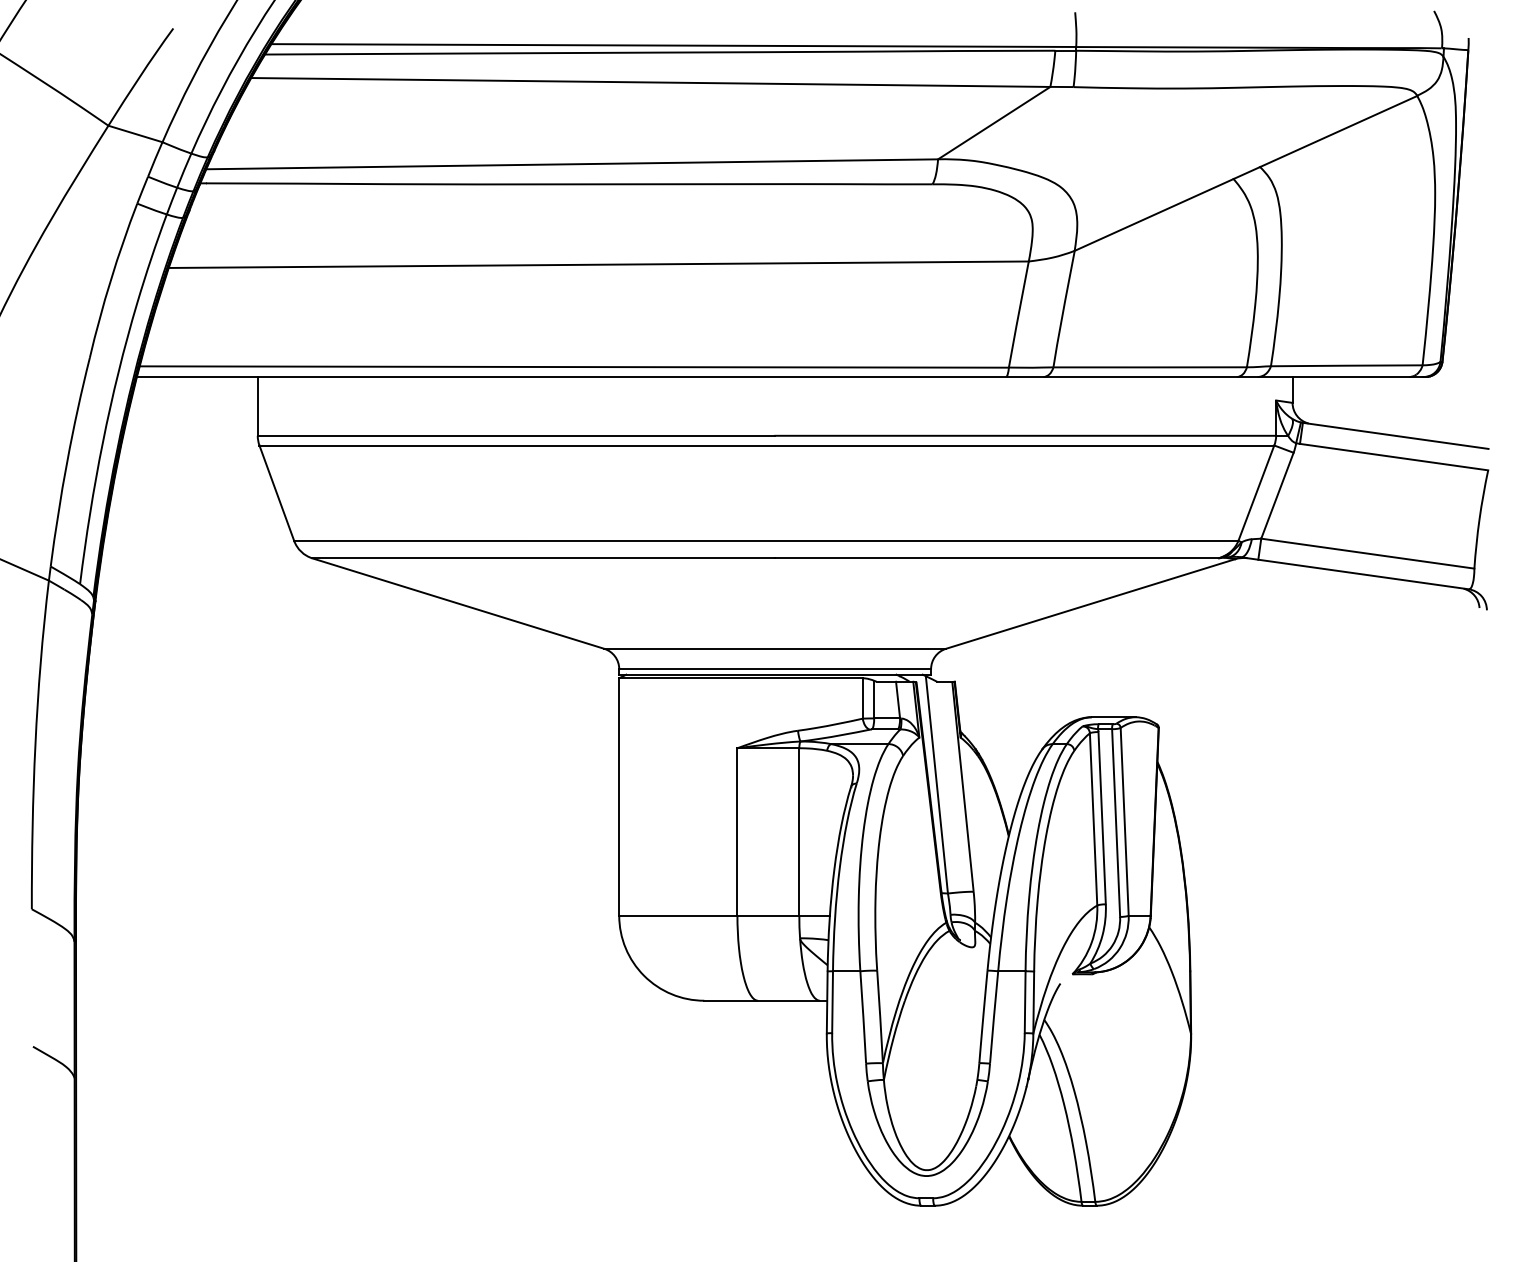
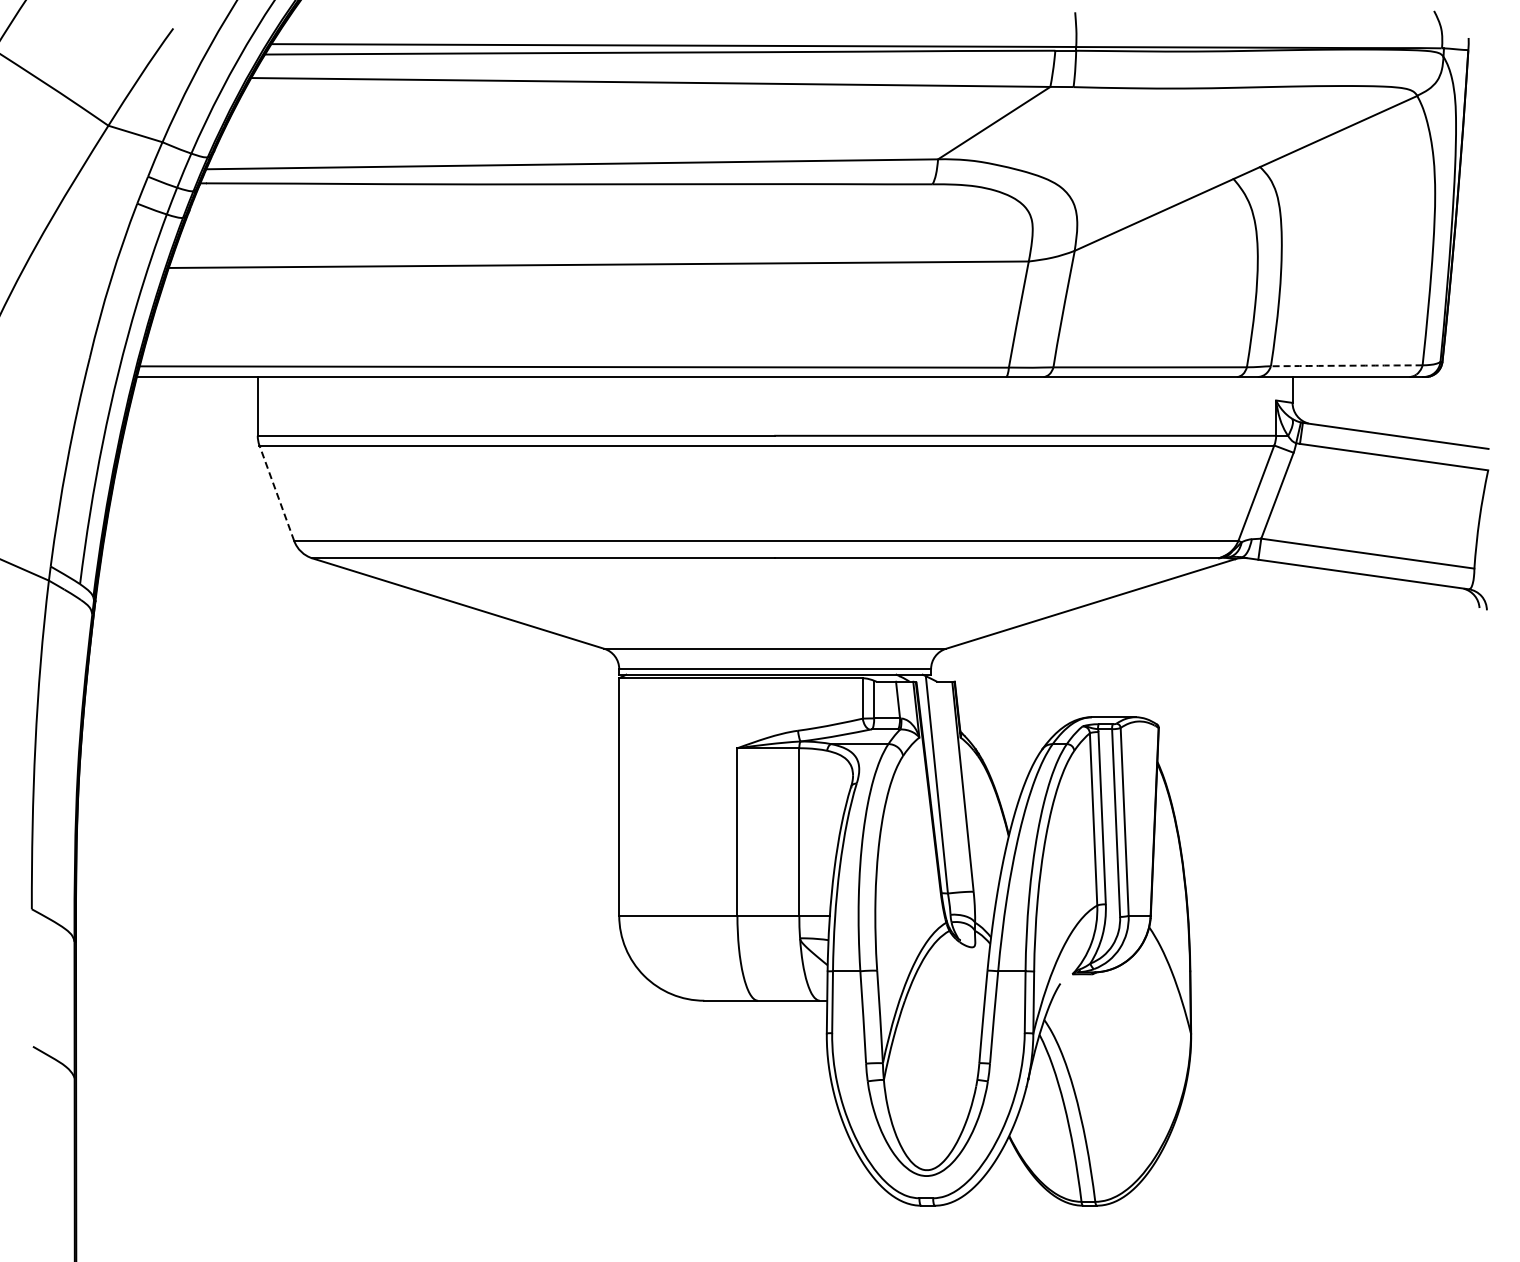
arc: solid -> dashed (1346, 365)
line: solid -> dashed (276, 493)
